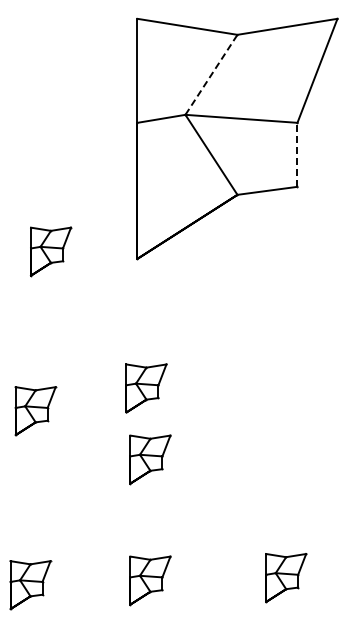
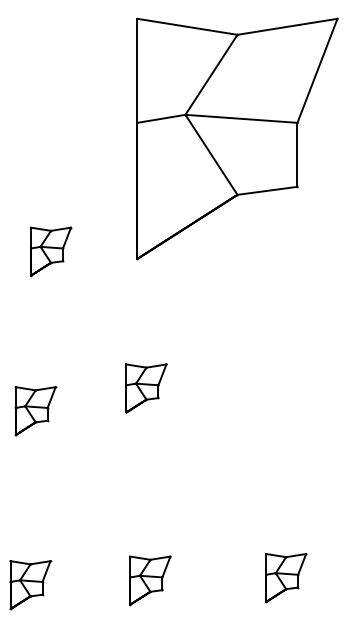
line: dashed -> solid (211, 74)
line: dashed -> solid (297, 154)
part: present -> none (150, 459)
